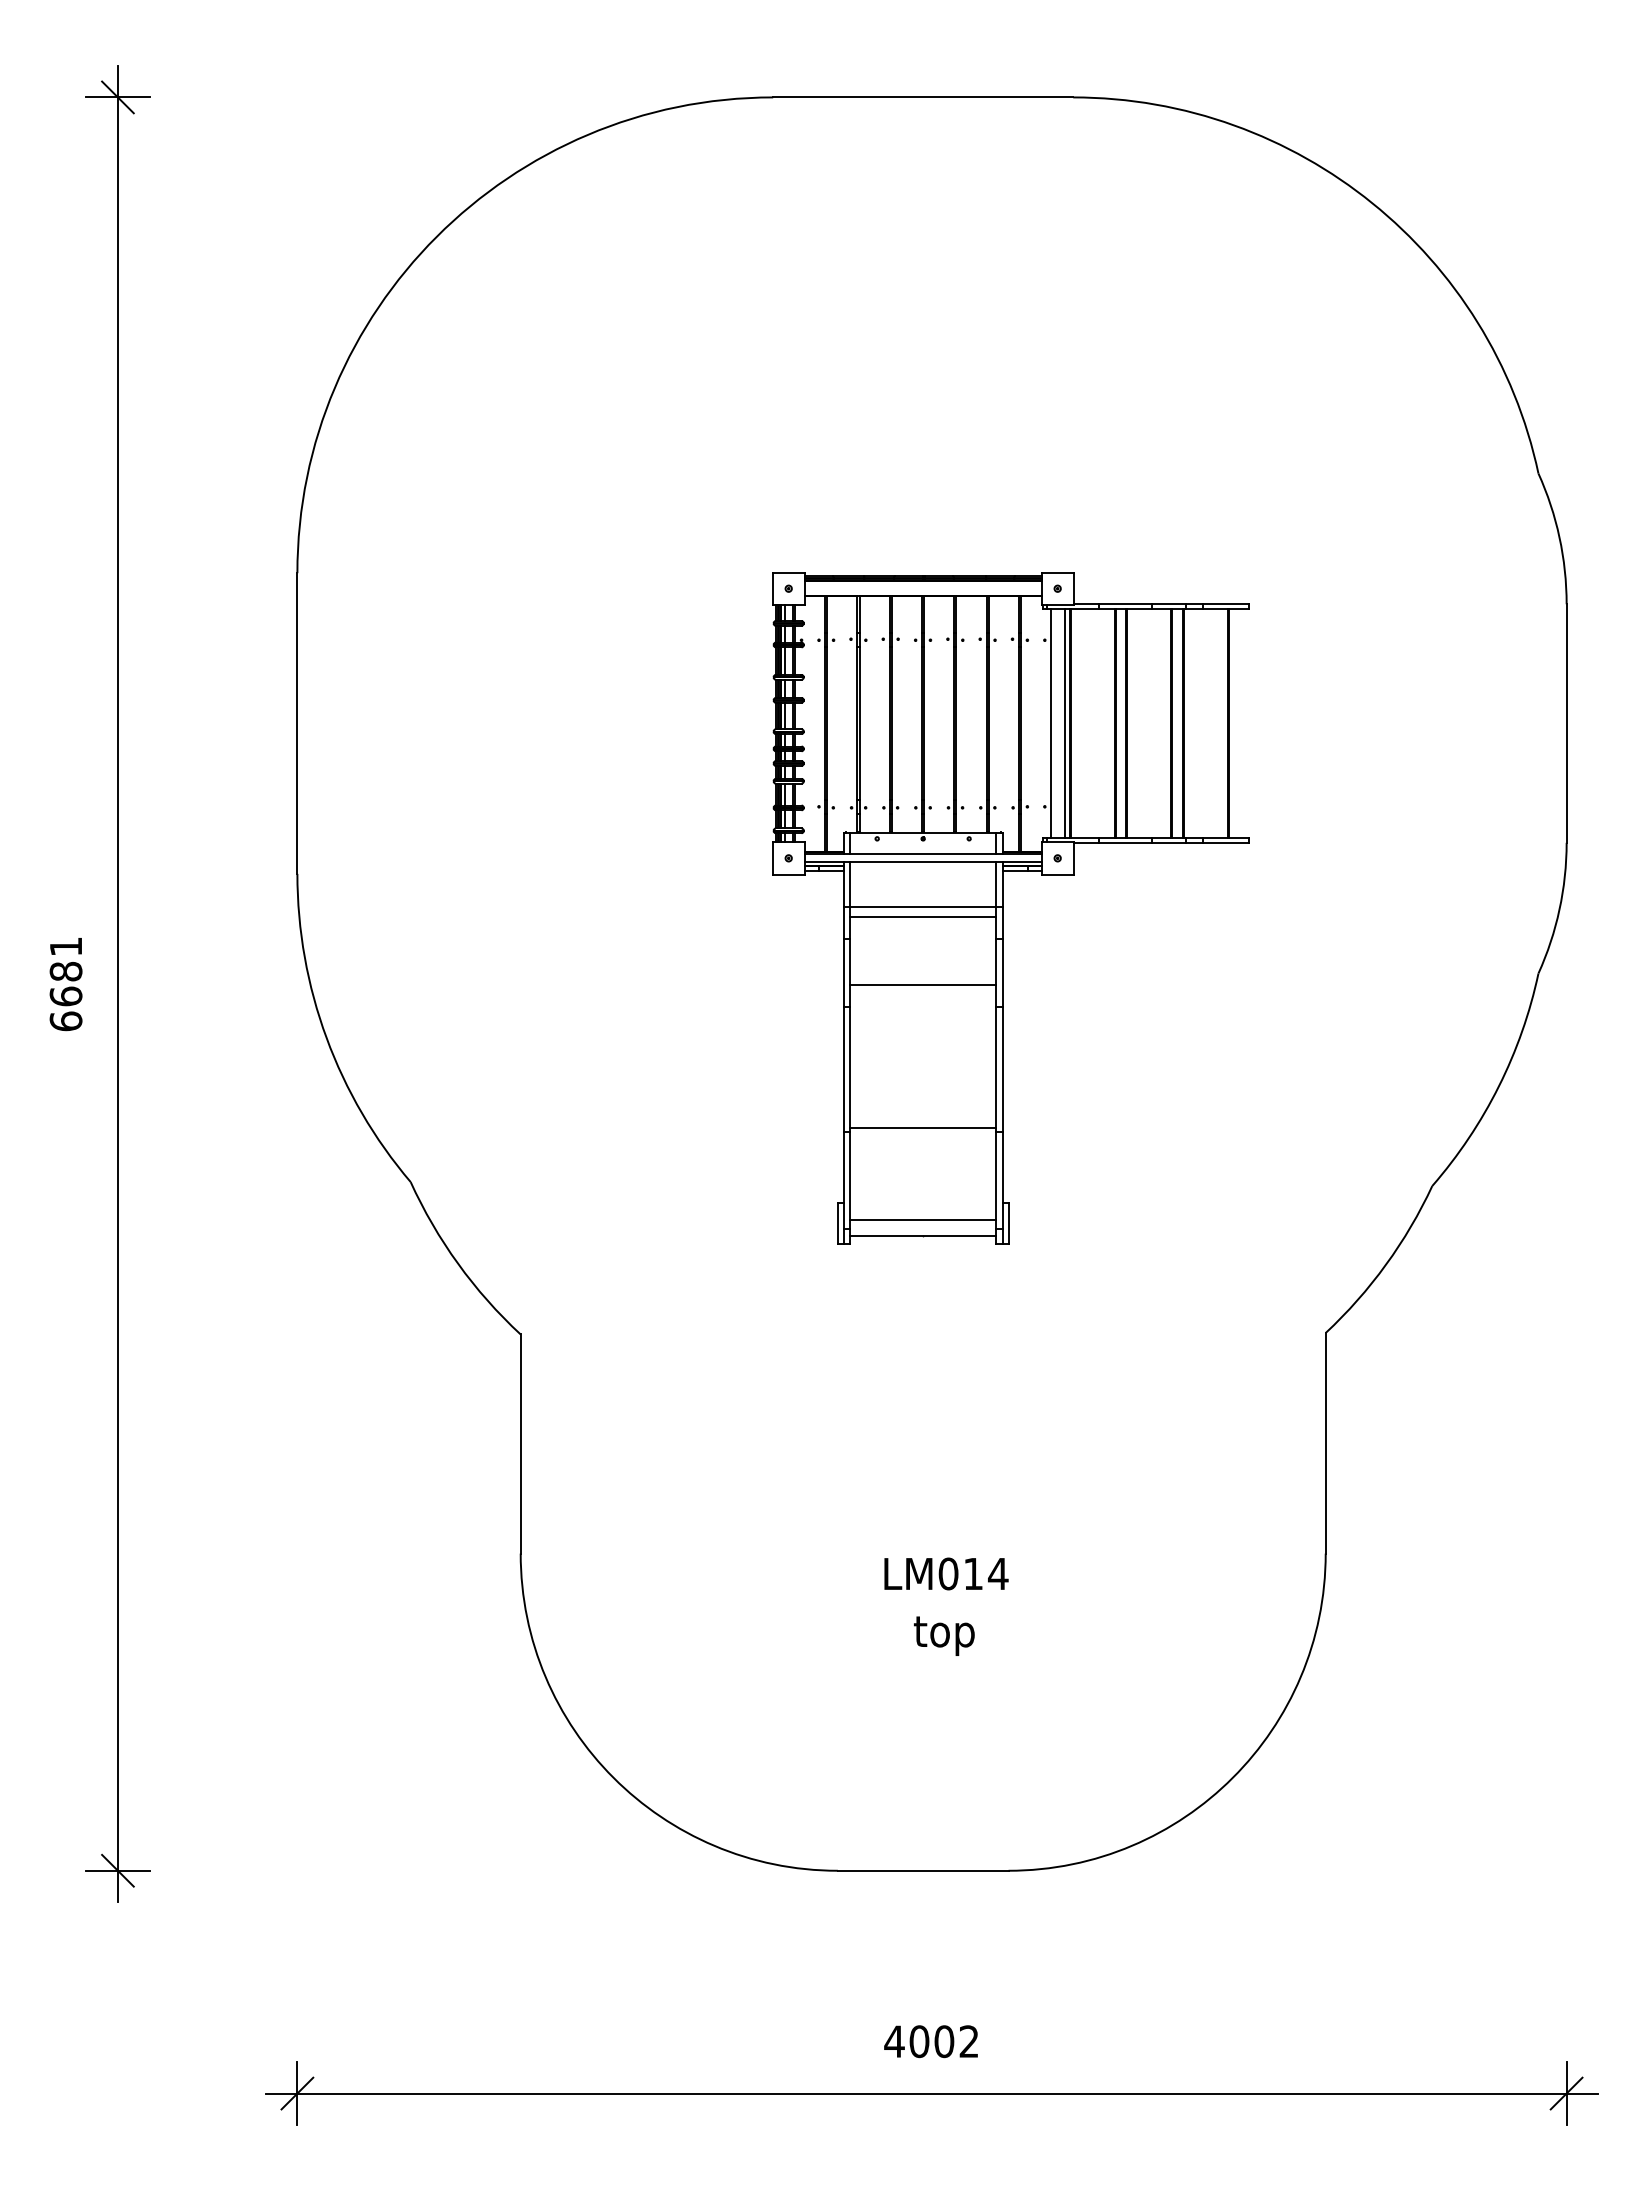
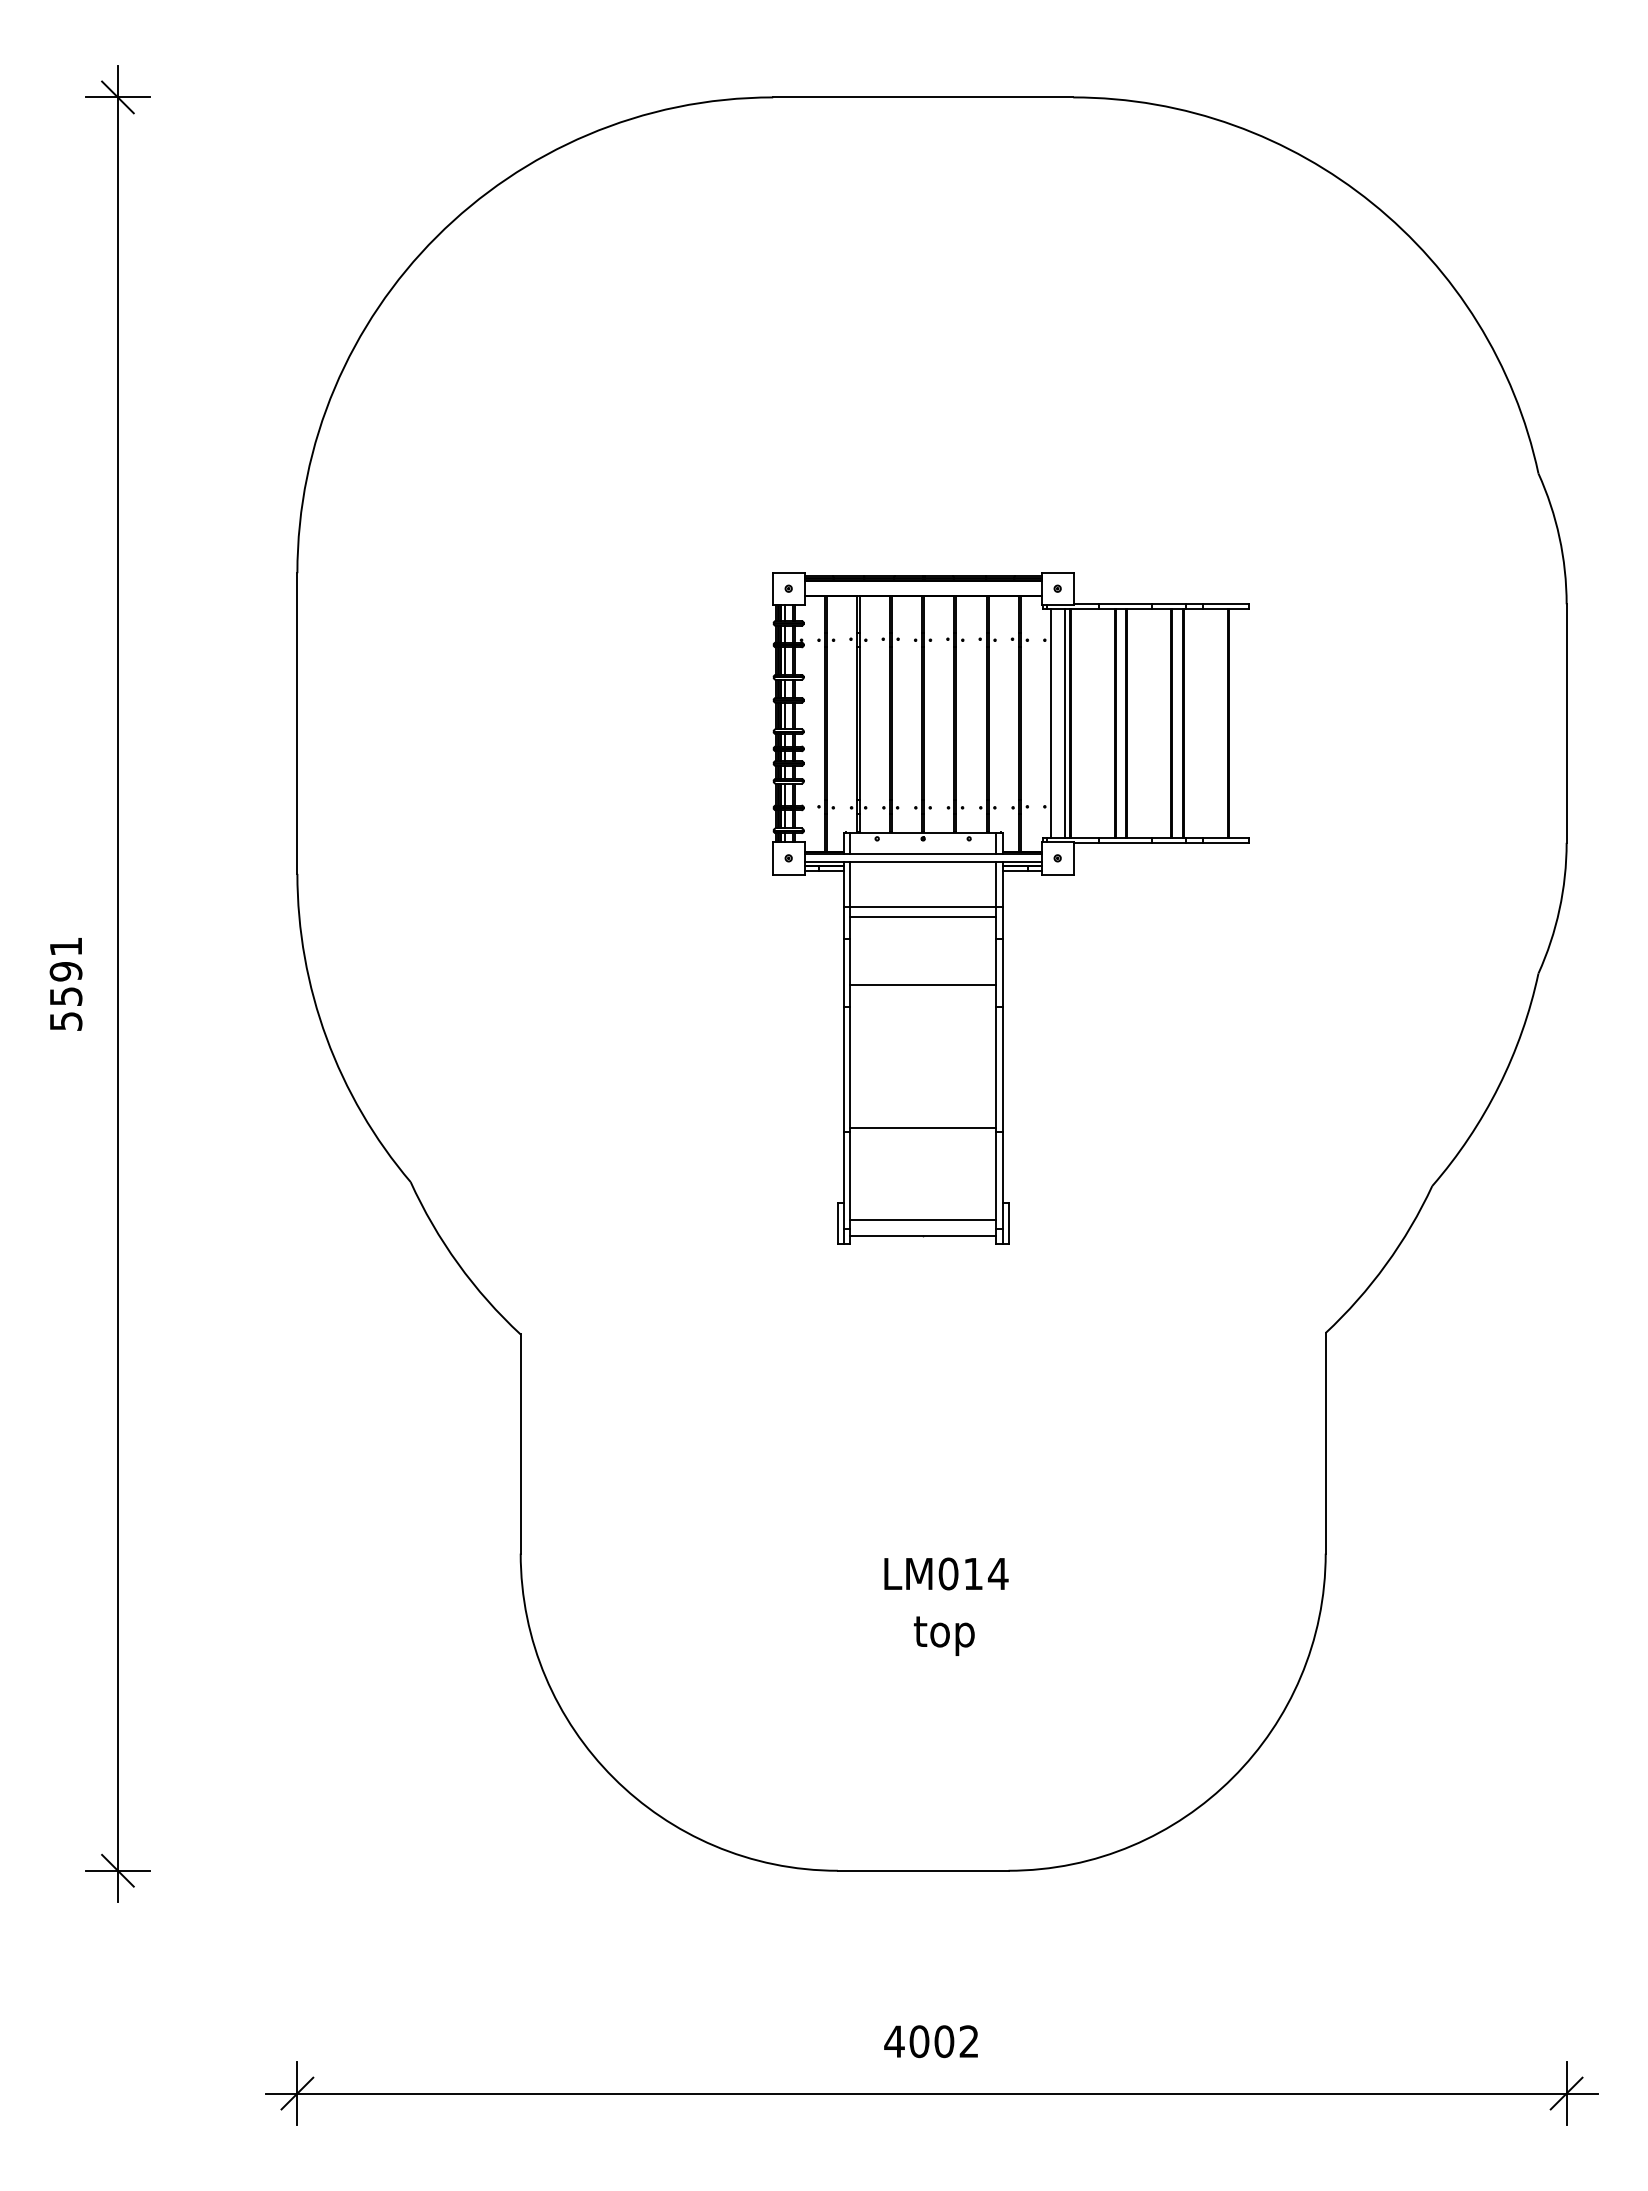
text: 6681 -> 5591 (65, 996)
